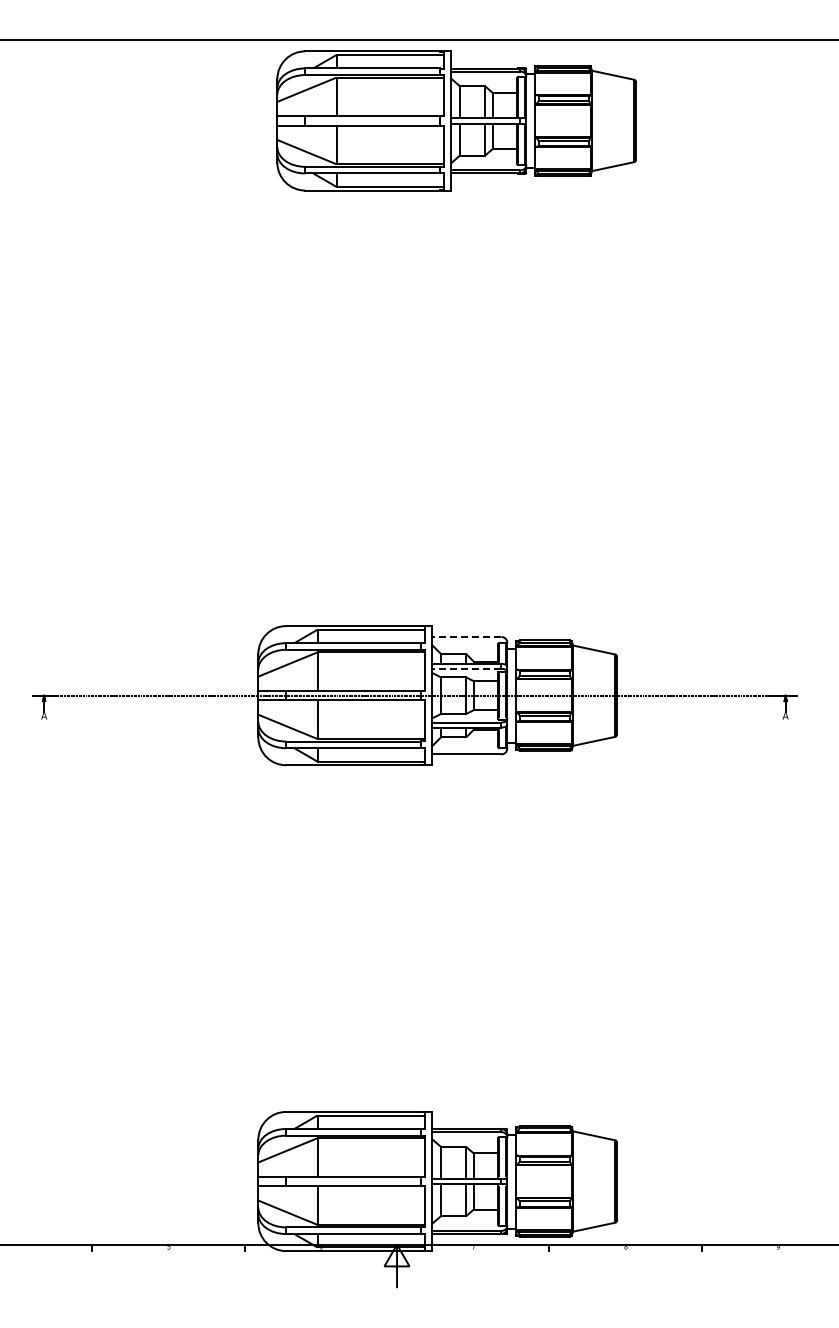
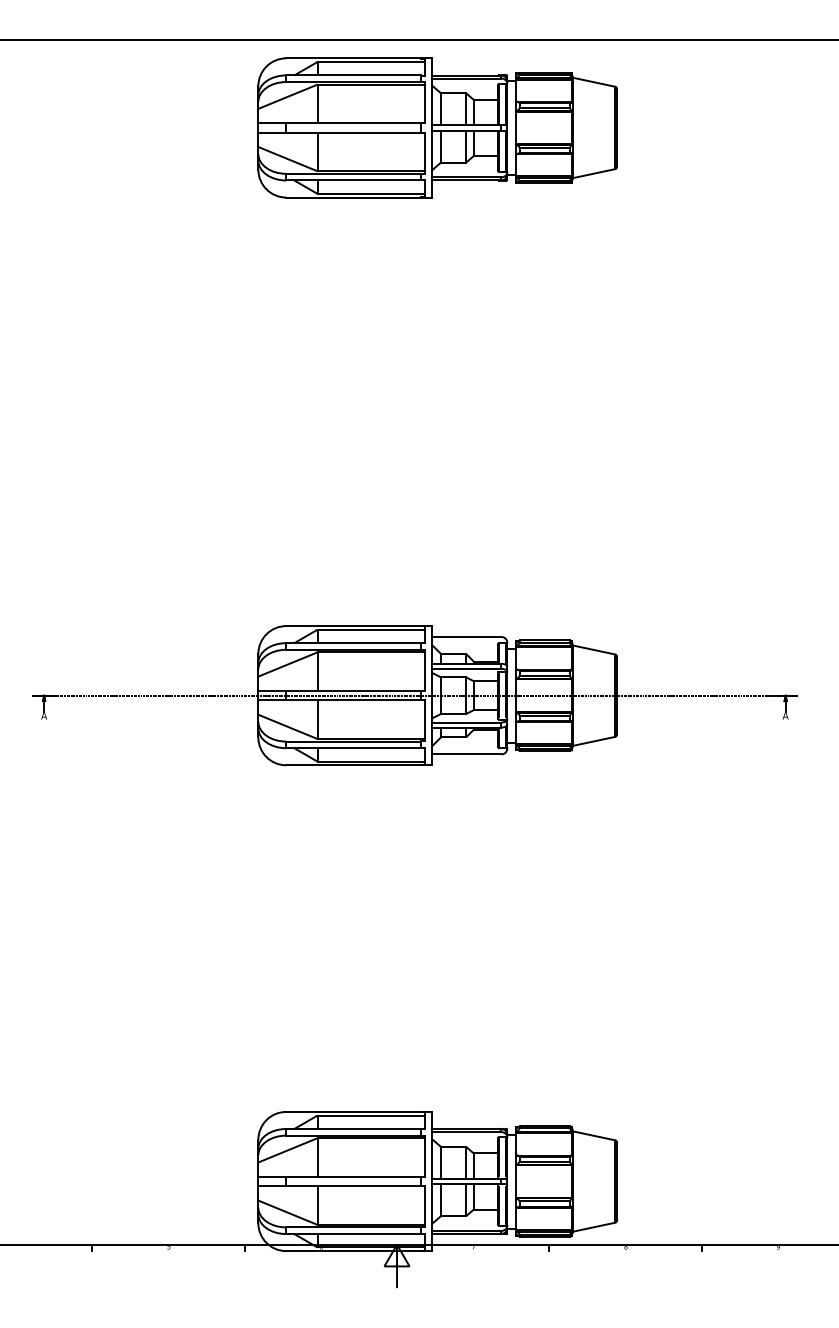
part position: (456, 120) -> (437, 127) (437, 127)
line: dashed -> solid (466, 636)
line: dashed -> solid (466, 668)
